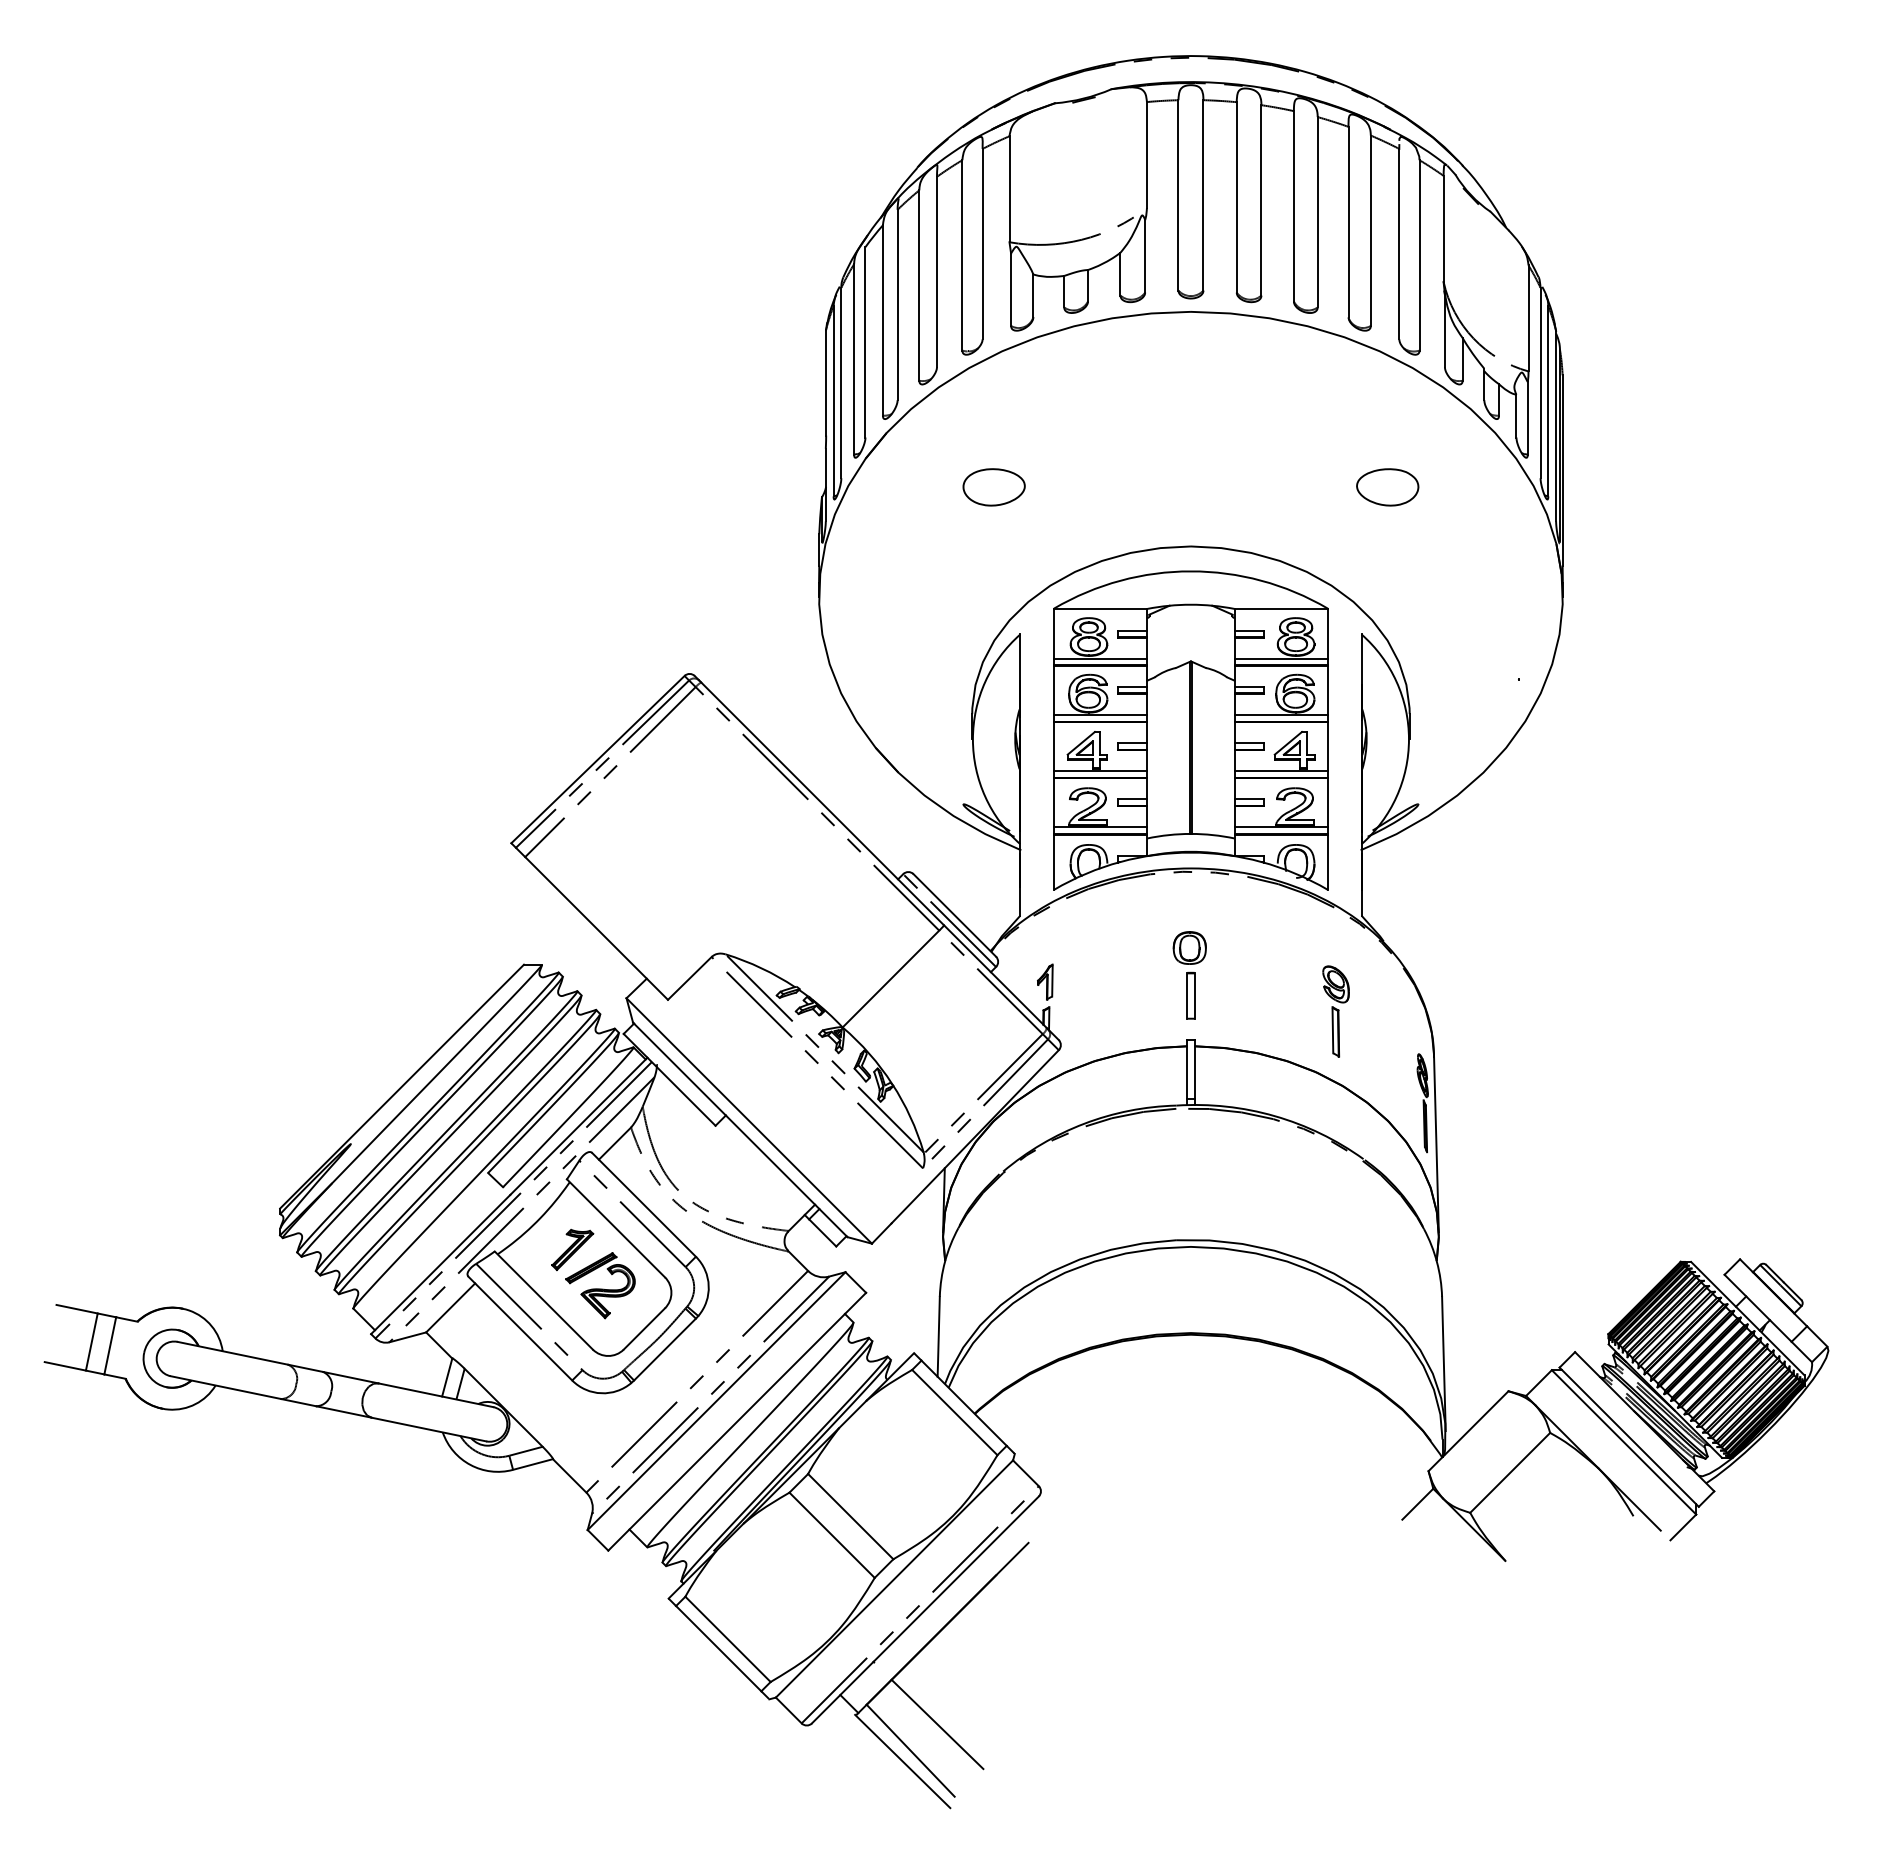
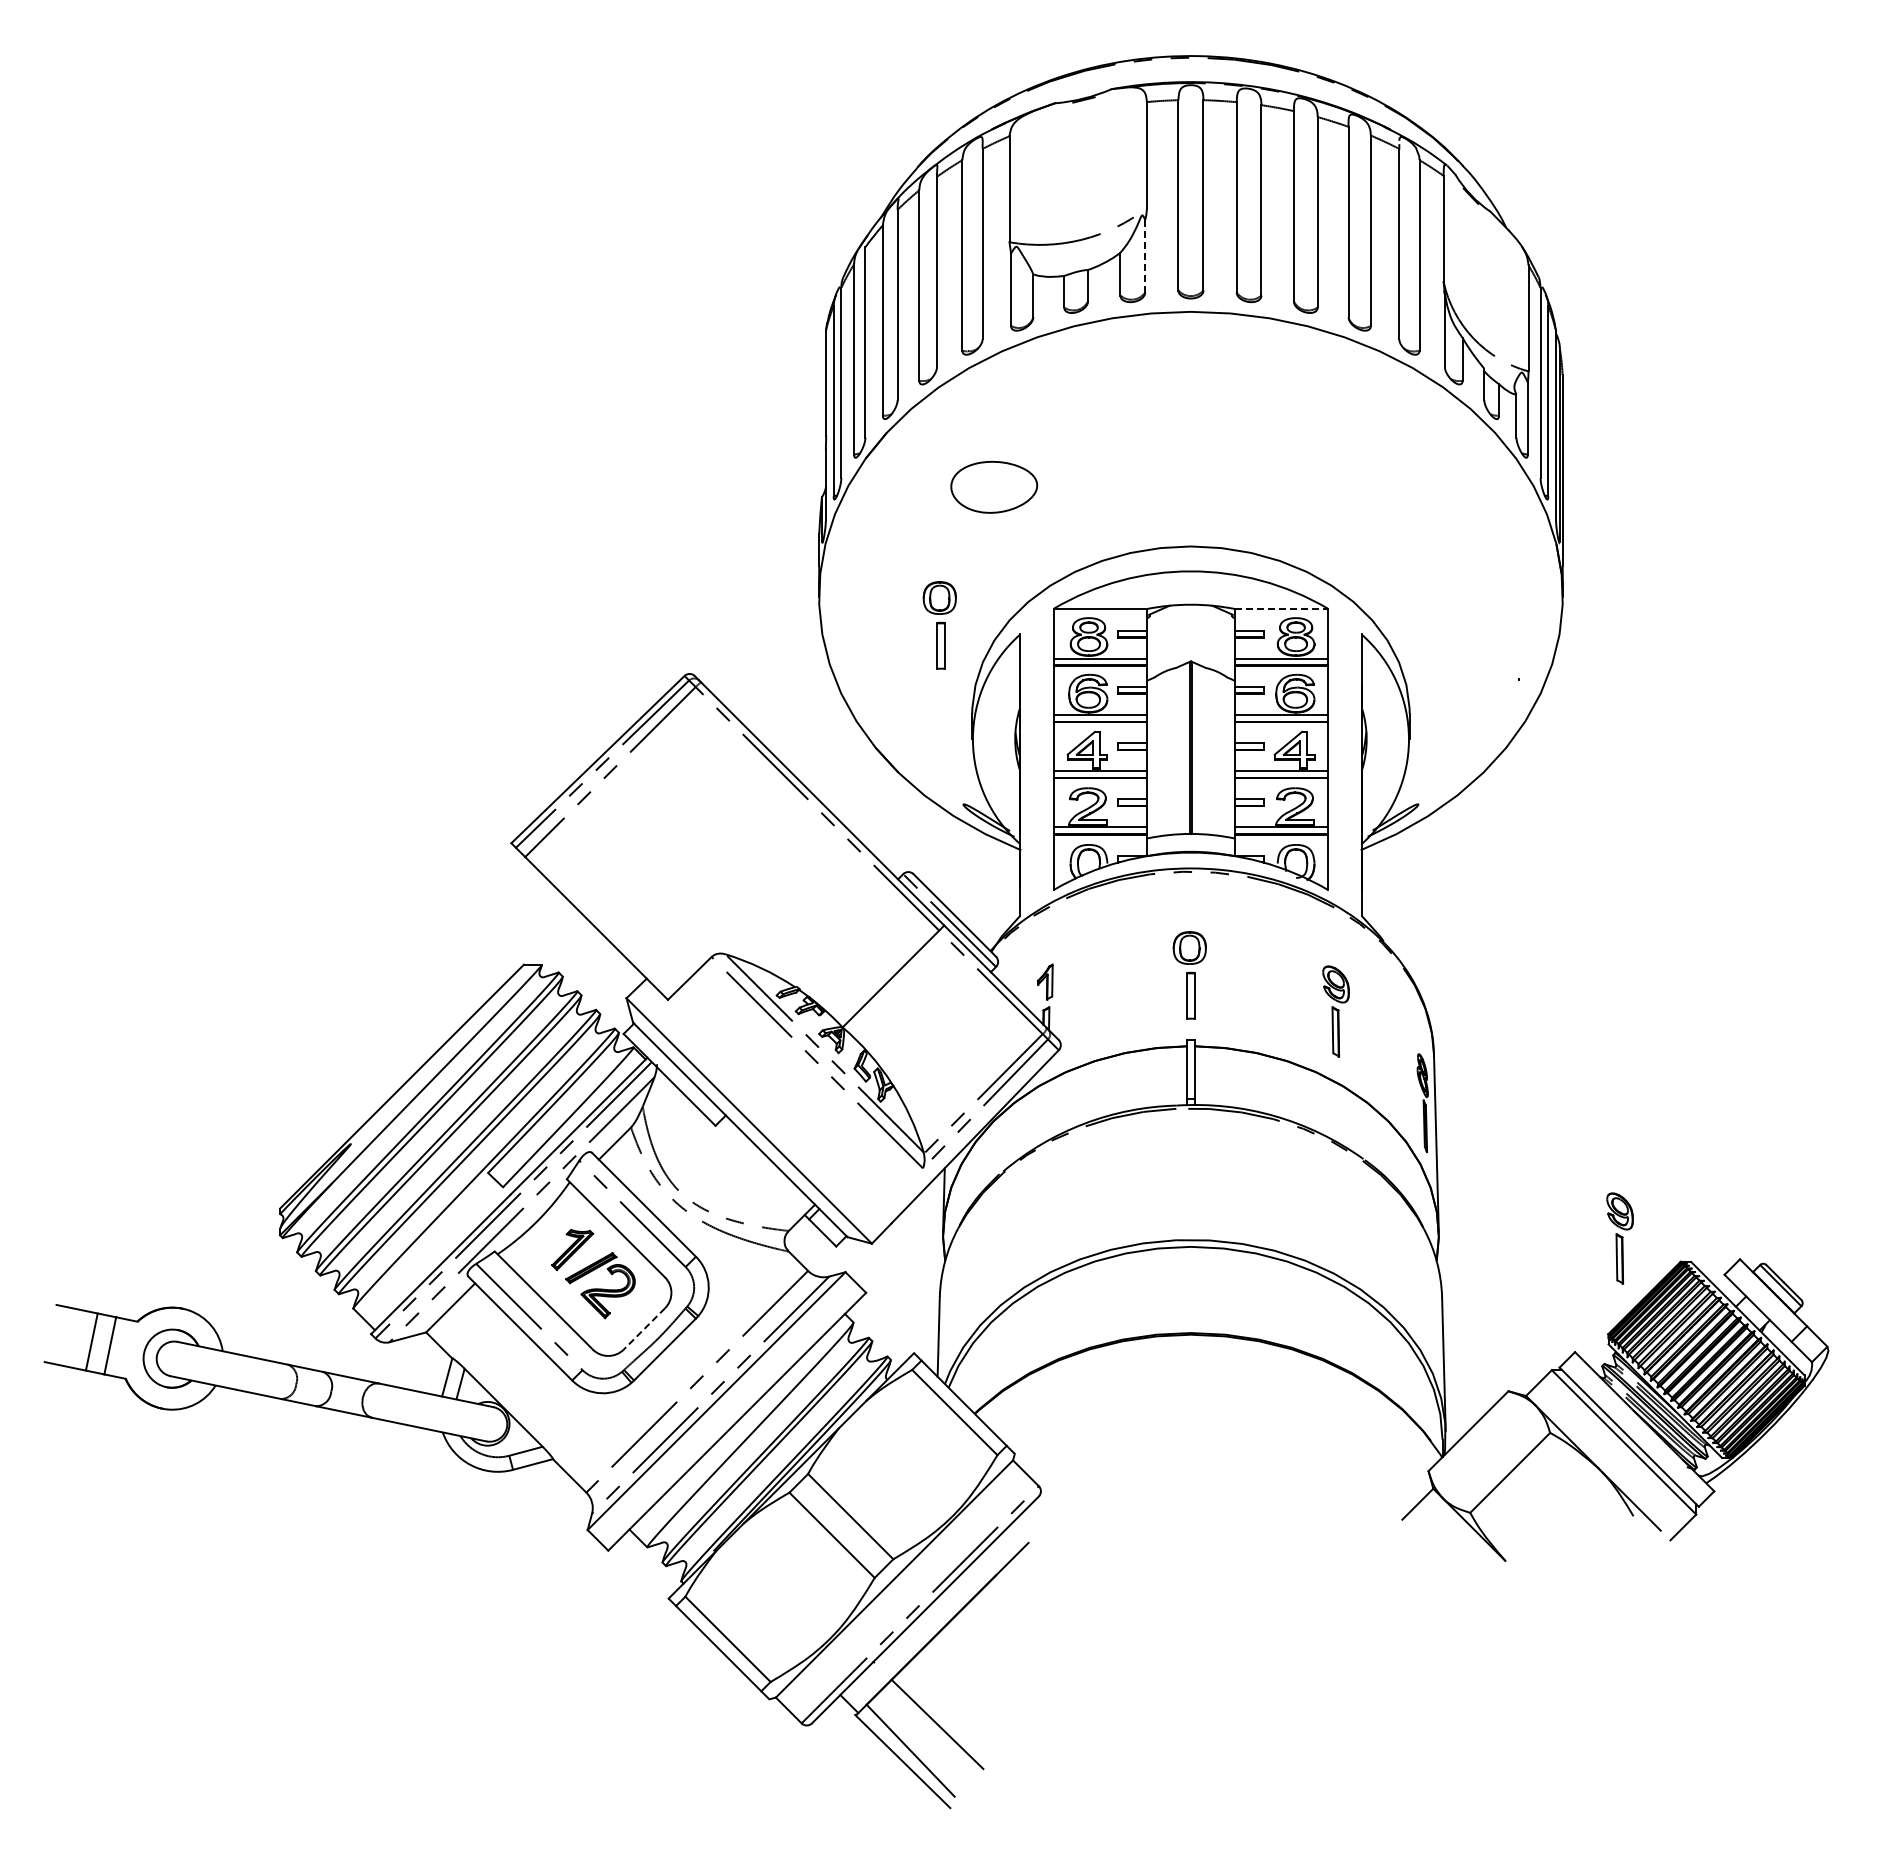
line: solid -> dashed (1145, 256)
part size: 64x39 px -> 89x54 px (994, 486)
part: present -> none (1387, 487)
line: solid -> dashed (1281, 608)
part: none -> present (939, 625)
part: none -> present (1619, 1238)
line: solid -> dashed (644, 1329)
